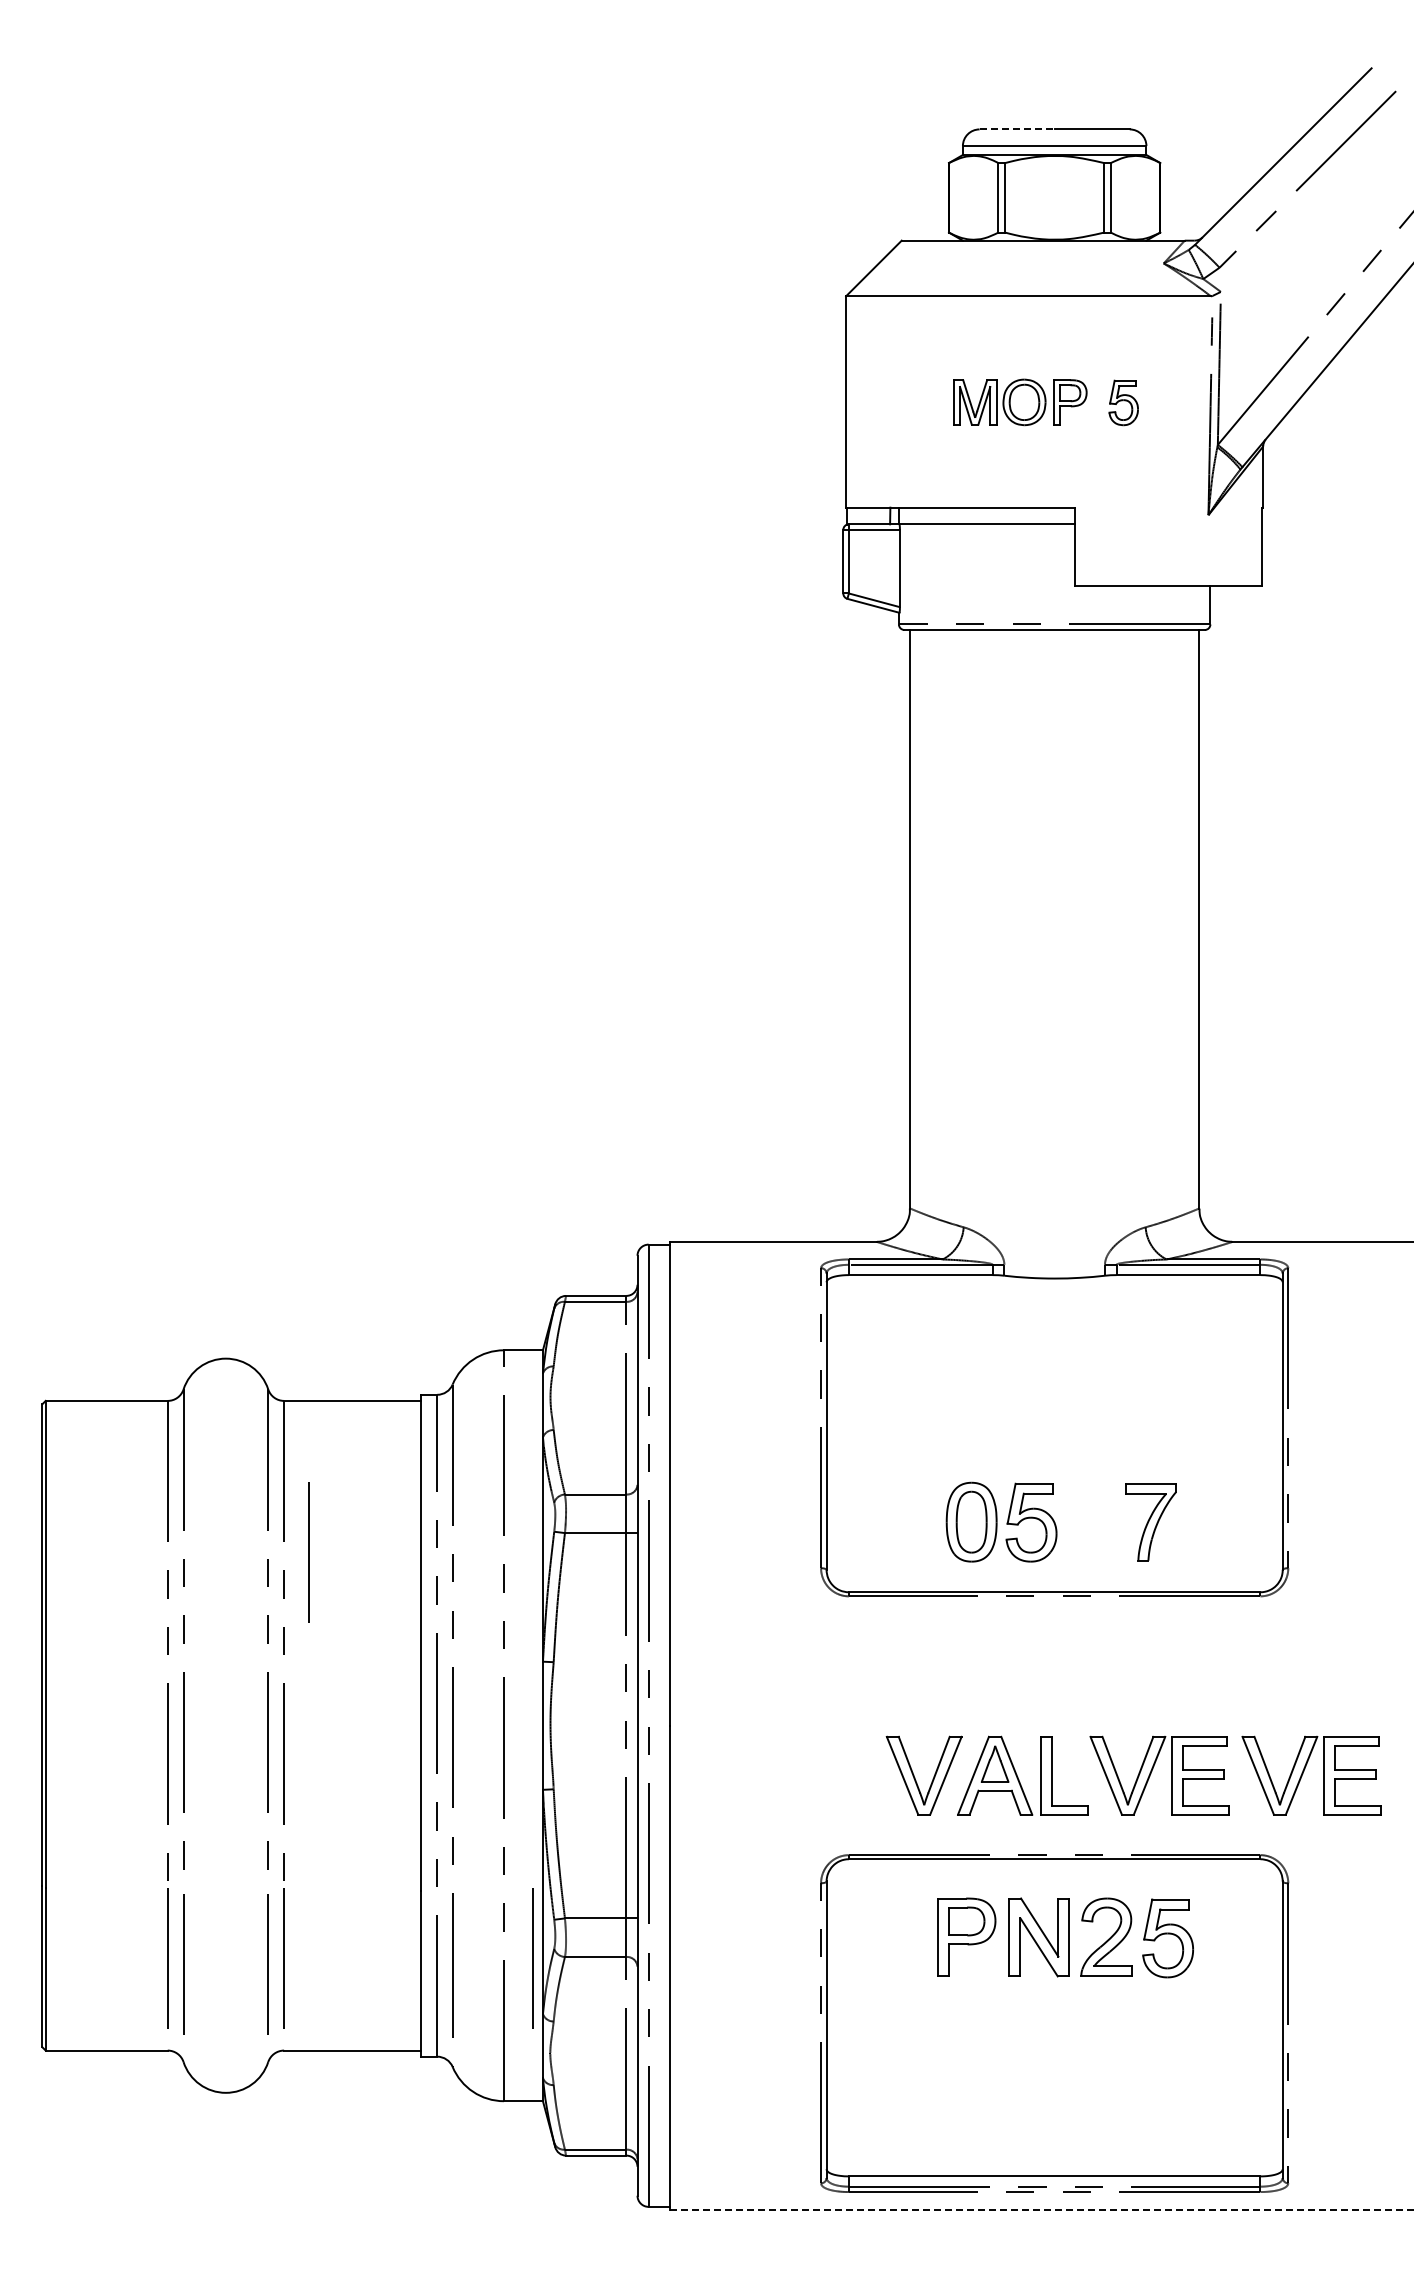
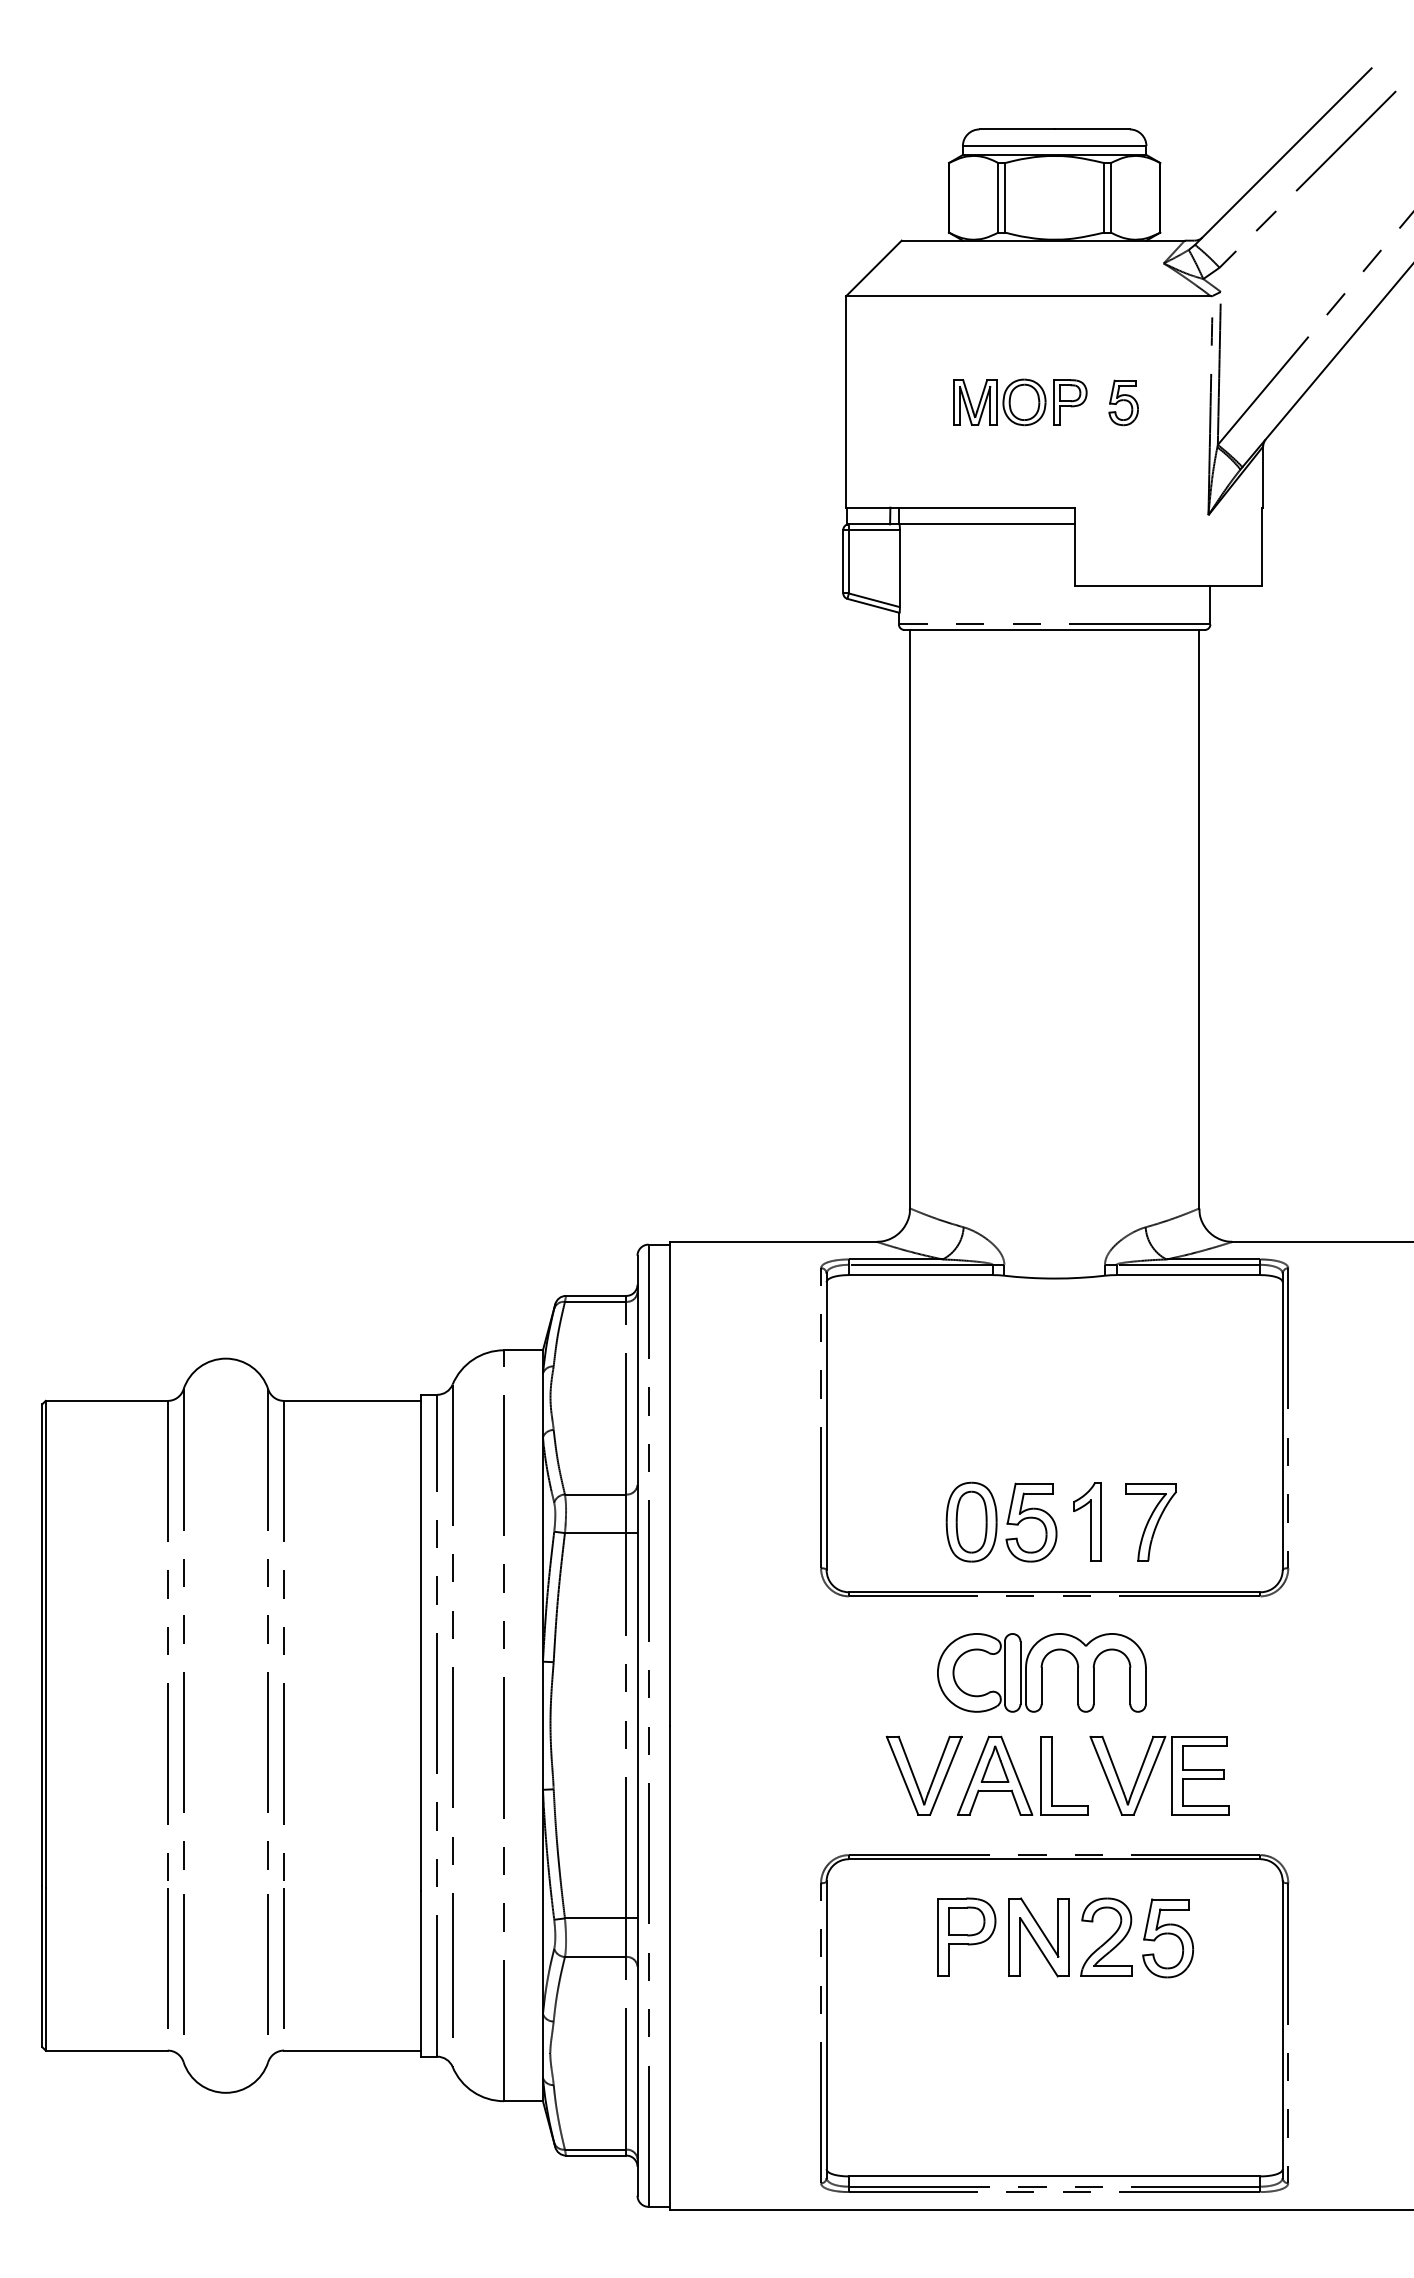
line: dashed -> solid (1017, 129)
part: none -> present (1087, 1521)
line: present -> none (308, 1552)
part: none -> present (1041, 1672)
part: present -> none (1304, 1771)
line: present -> none (532, 1958)
line: dashed -> solid (1041, 2209)
